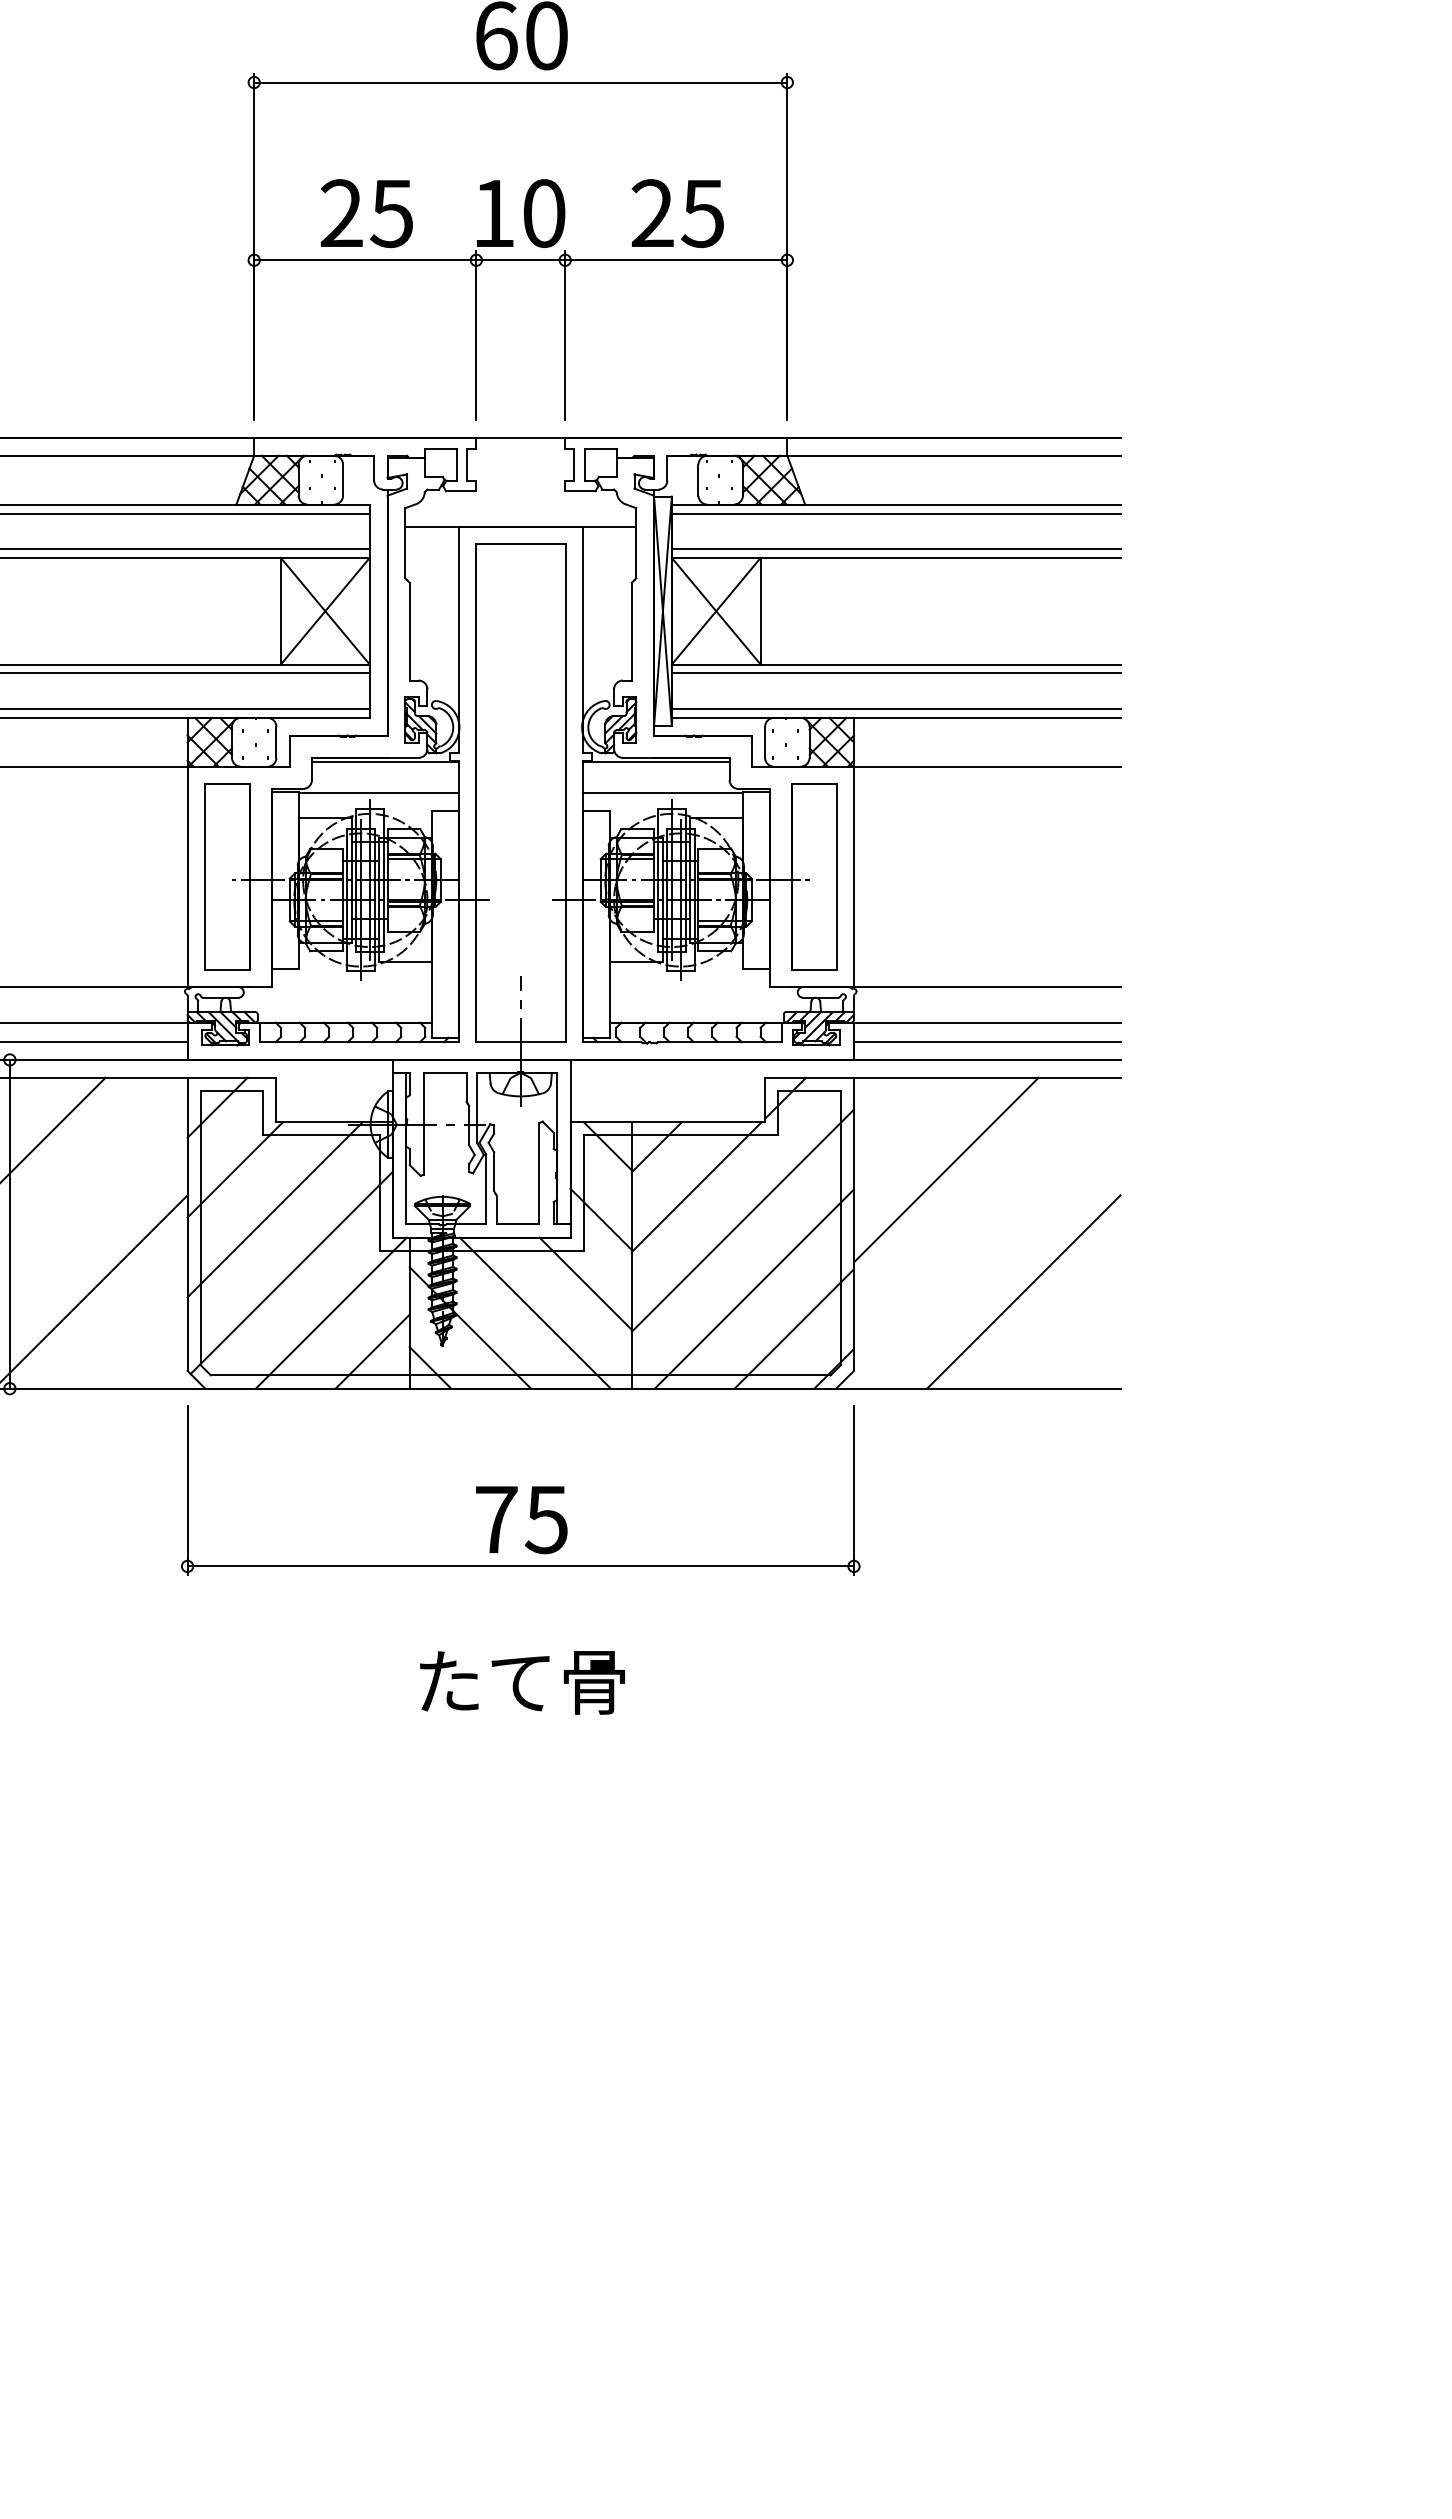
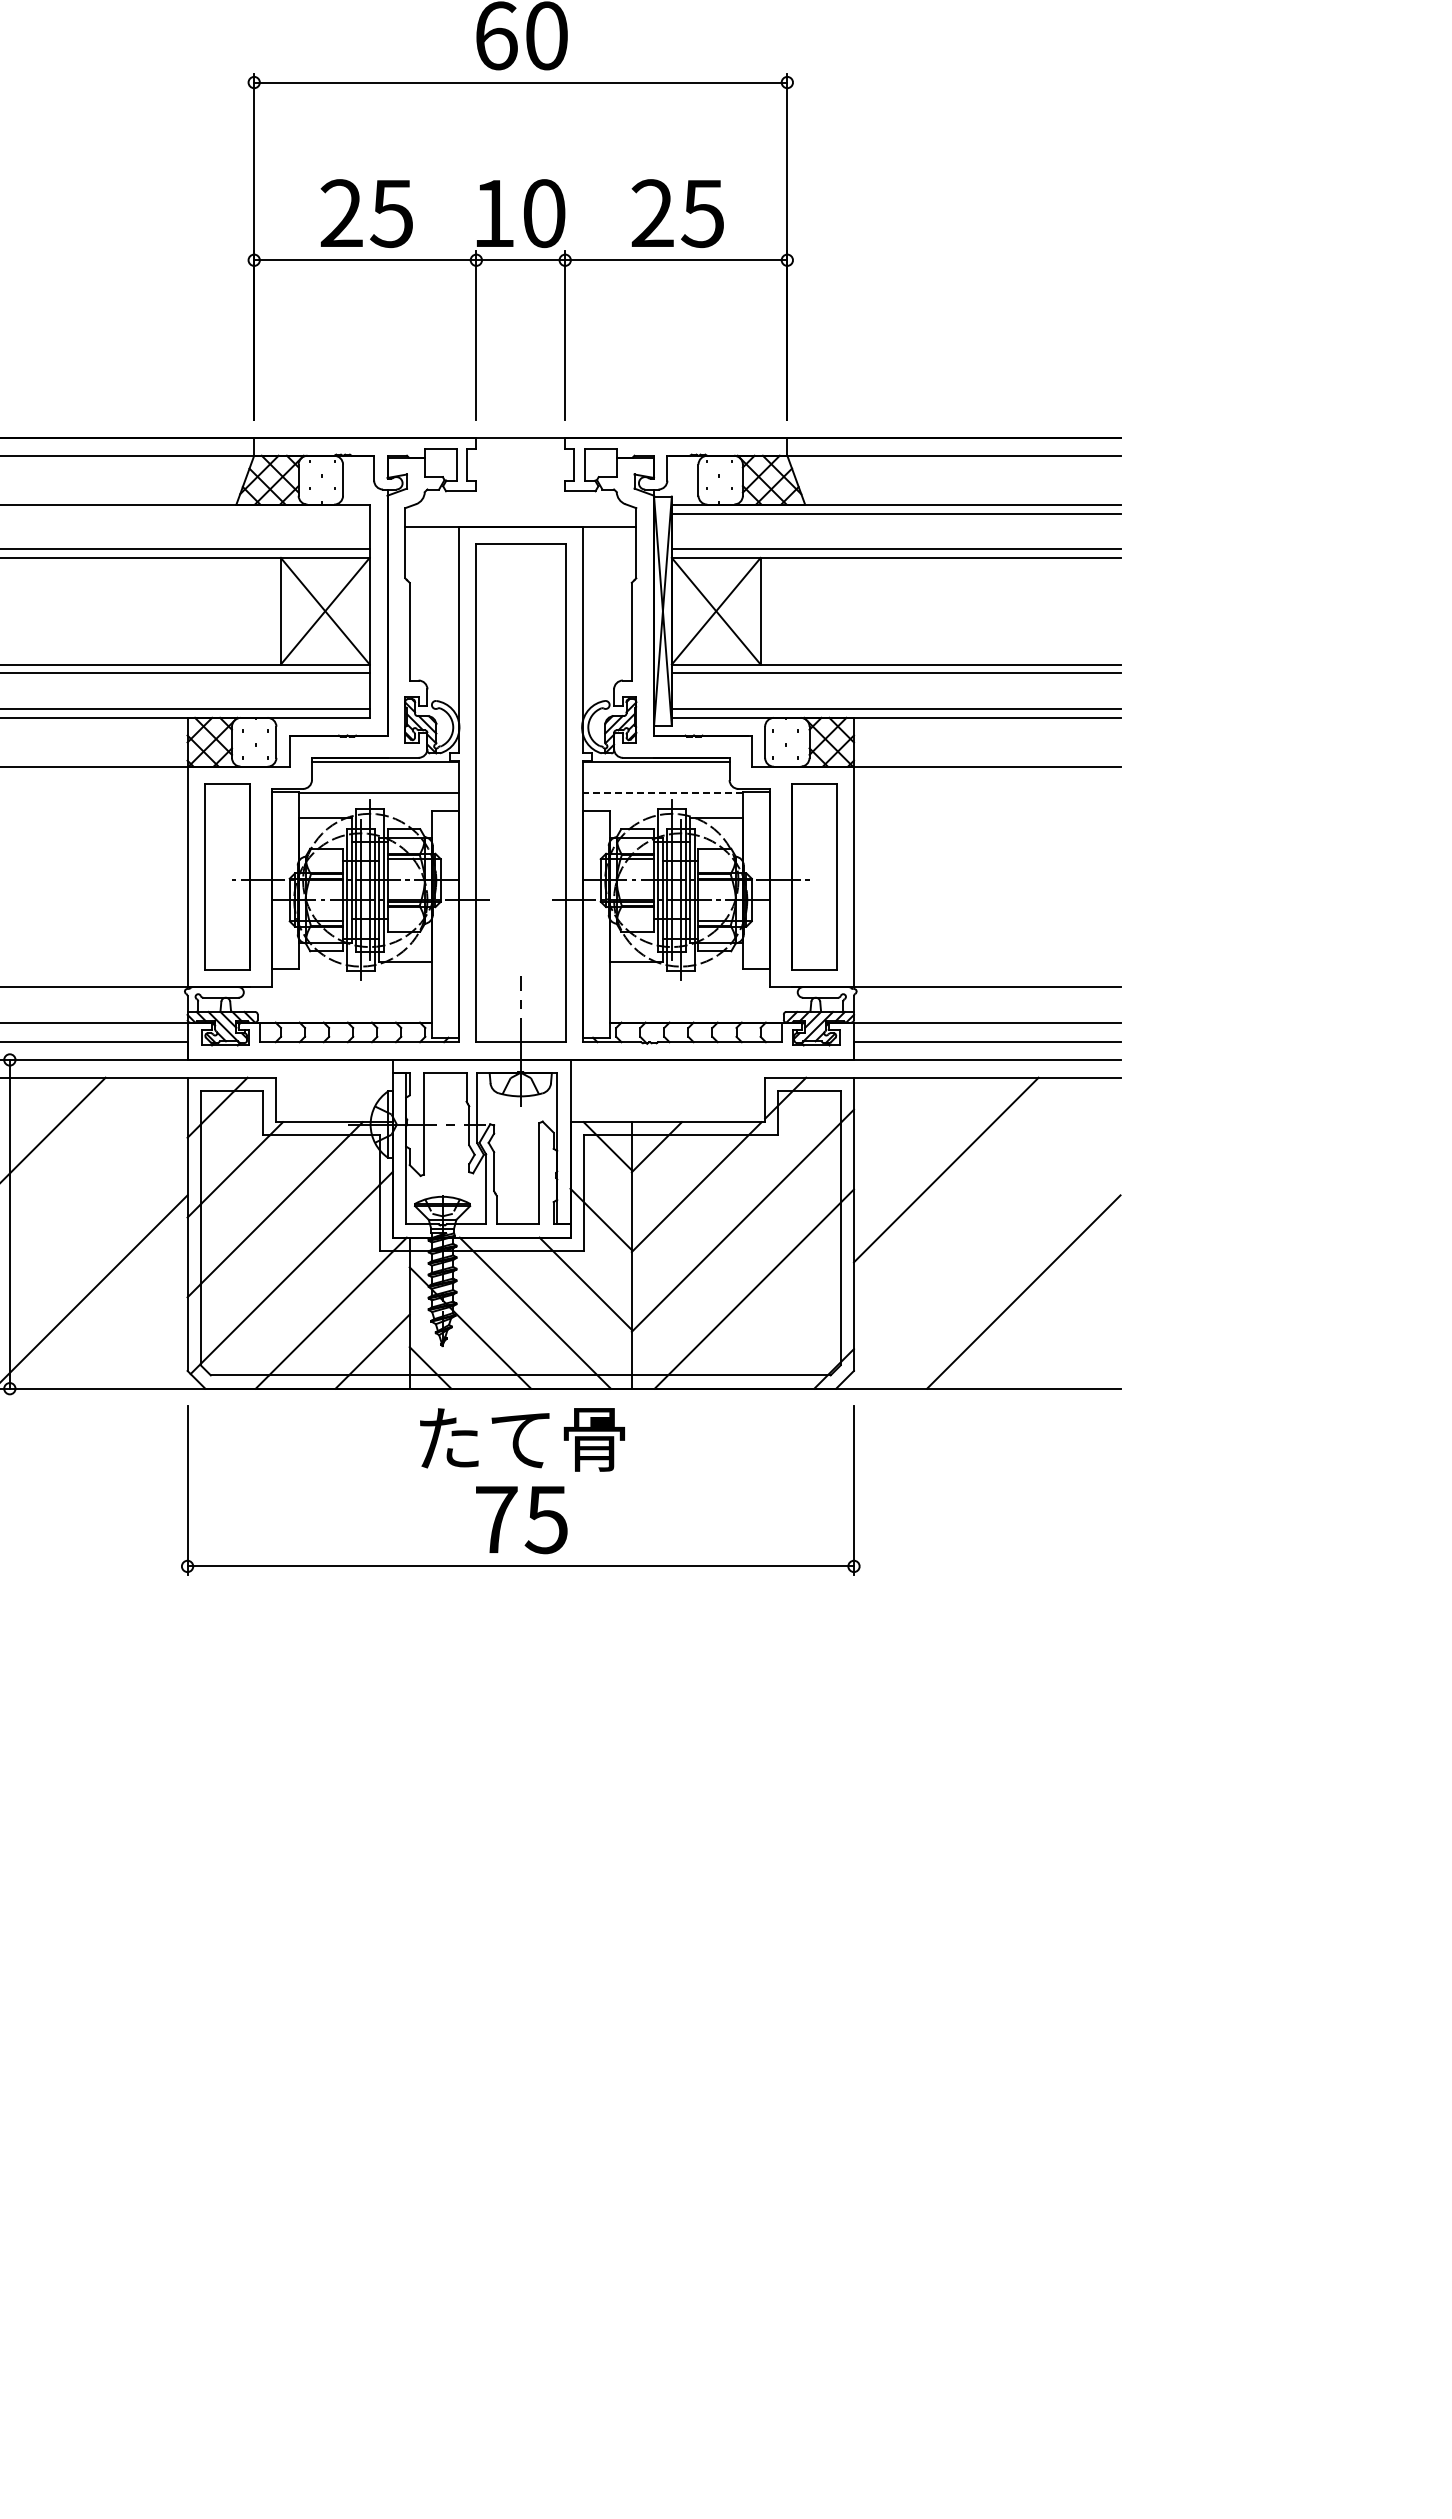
line: present -> none (185, 513)
line: solid -> dashed (662, 793)
line: present -> none (793, 1328)
text position: (522, 1682) -> (522, 1439) (522, 1439)
